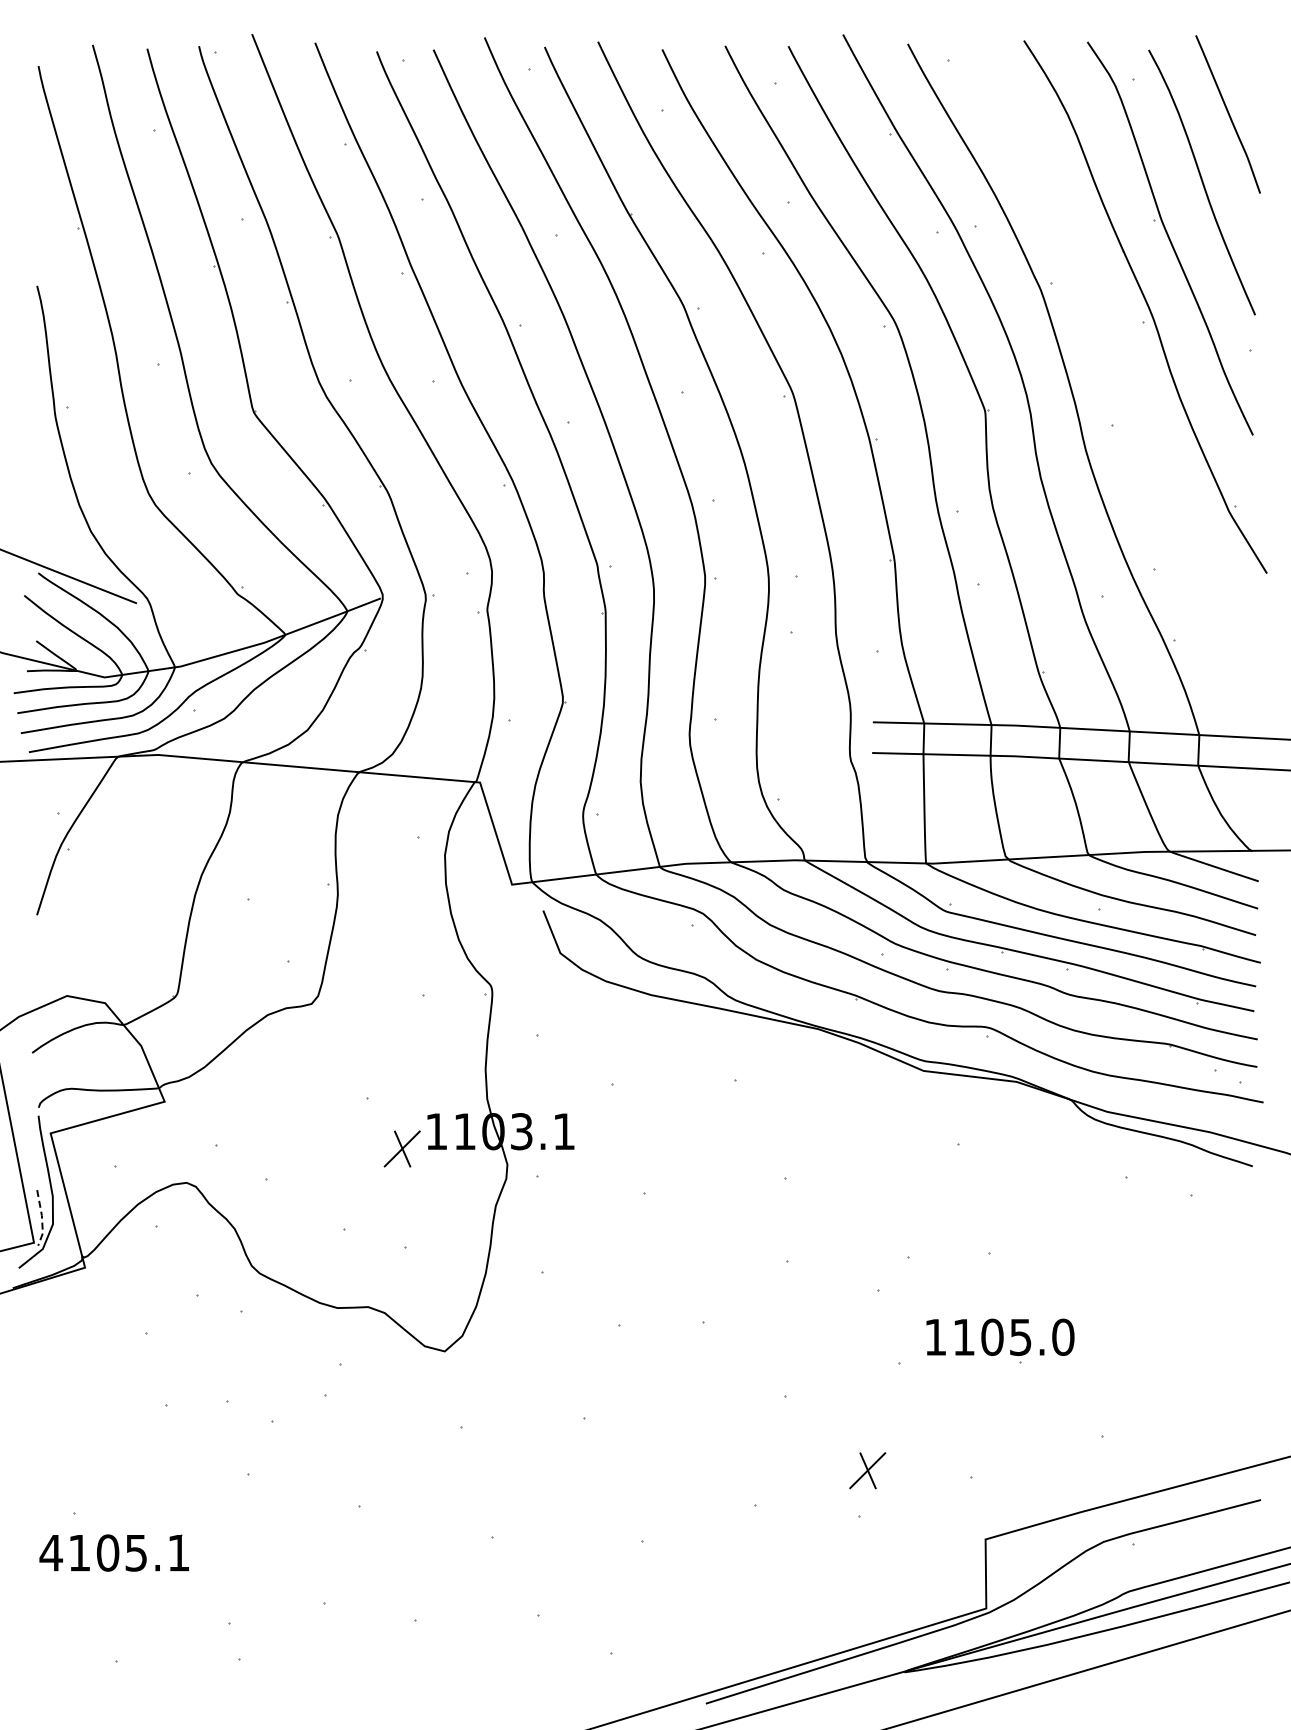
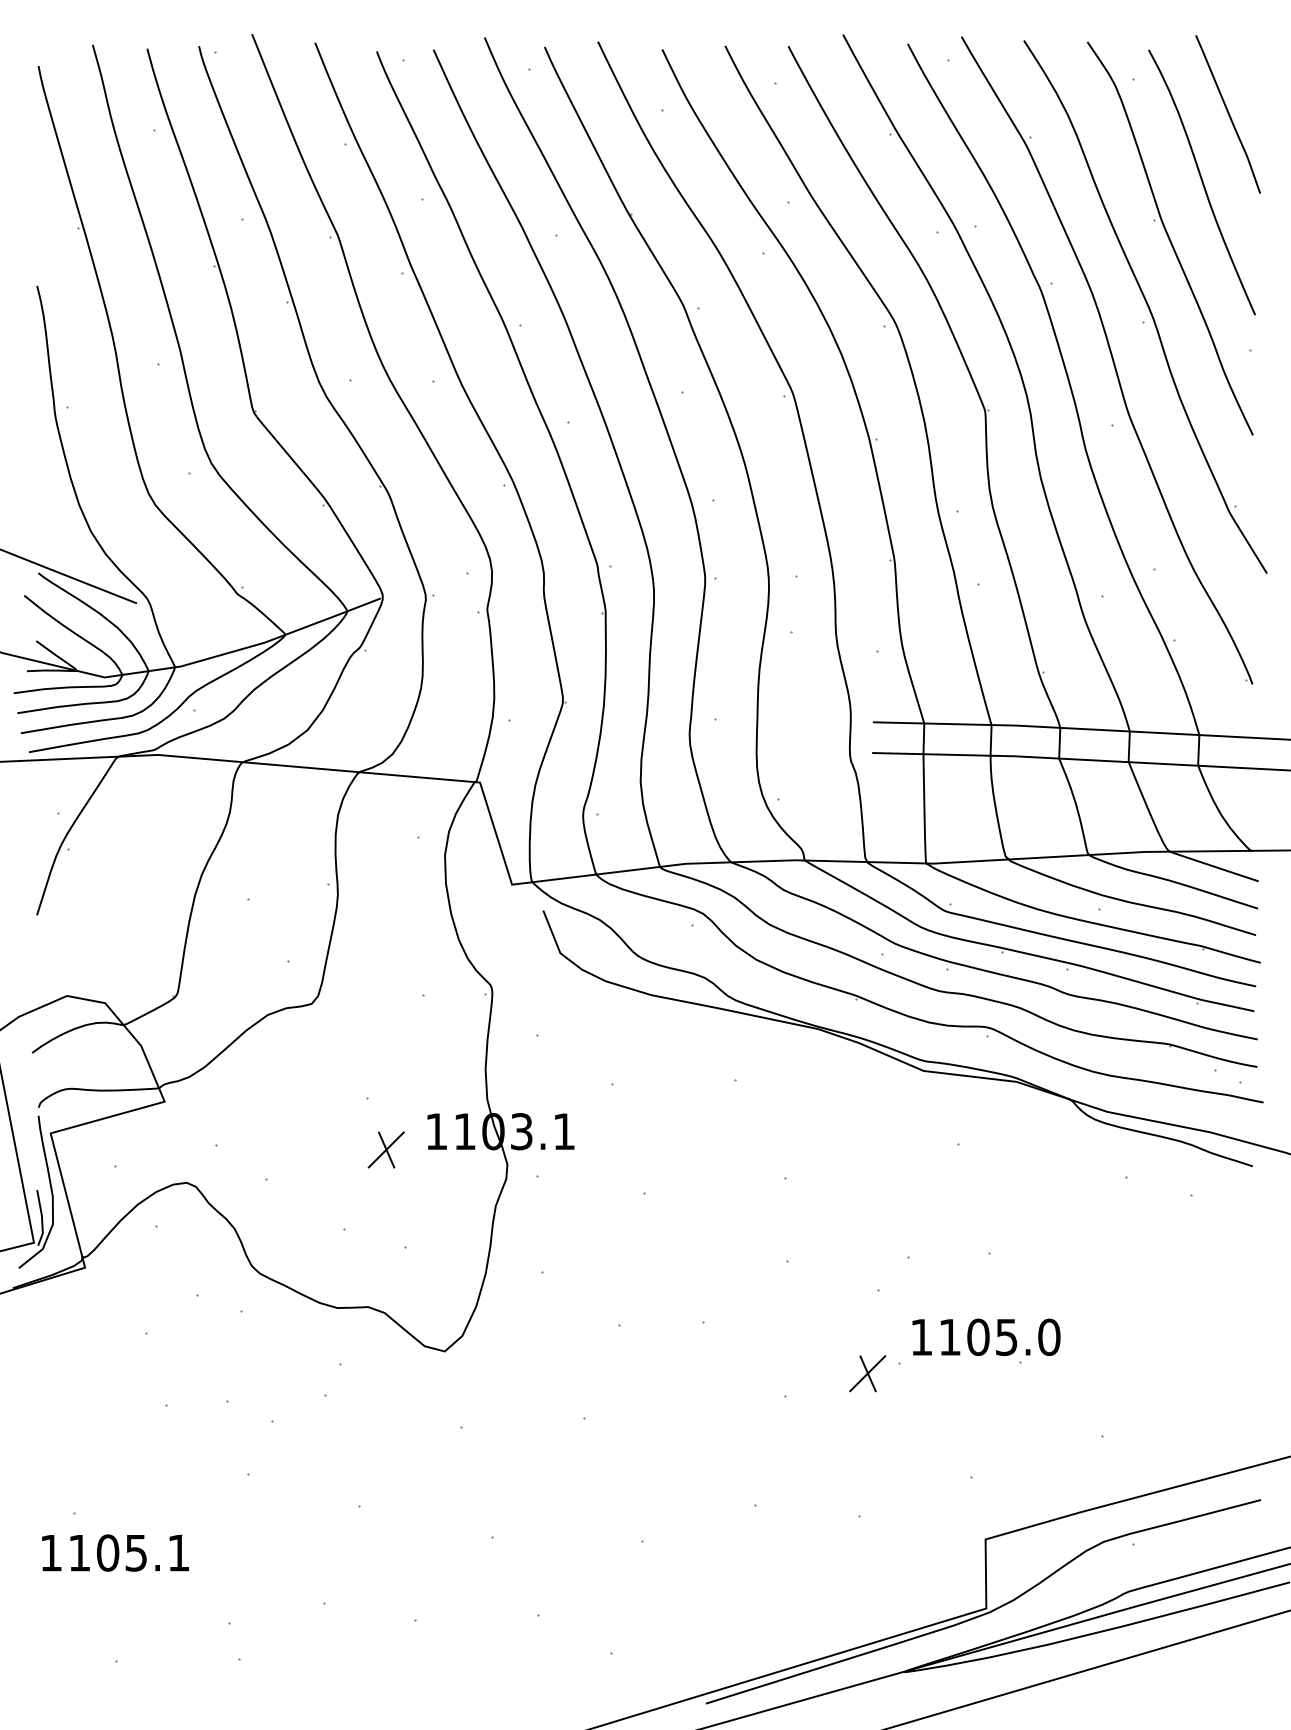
part: none -> present (1107, 360)
part position: (401, 1148) -> (385, 1149) (385, 1149)
line: dashed -> solid (42, 1218)
text position: (1000, 1336) -> (986, 1336) (986, 1336)
part position: (867, 1470) -> (867, 1373) (867, 1373)
text: 4105.1 -> 1105.1 (50, 1553)
